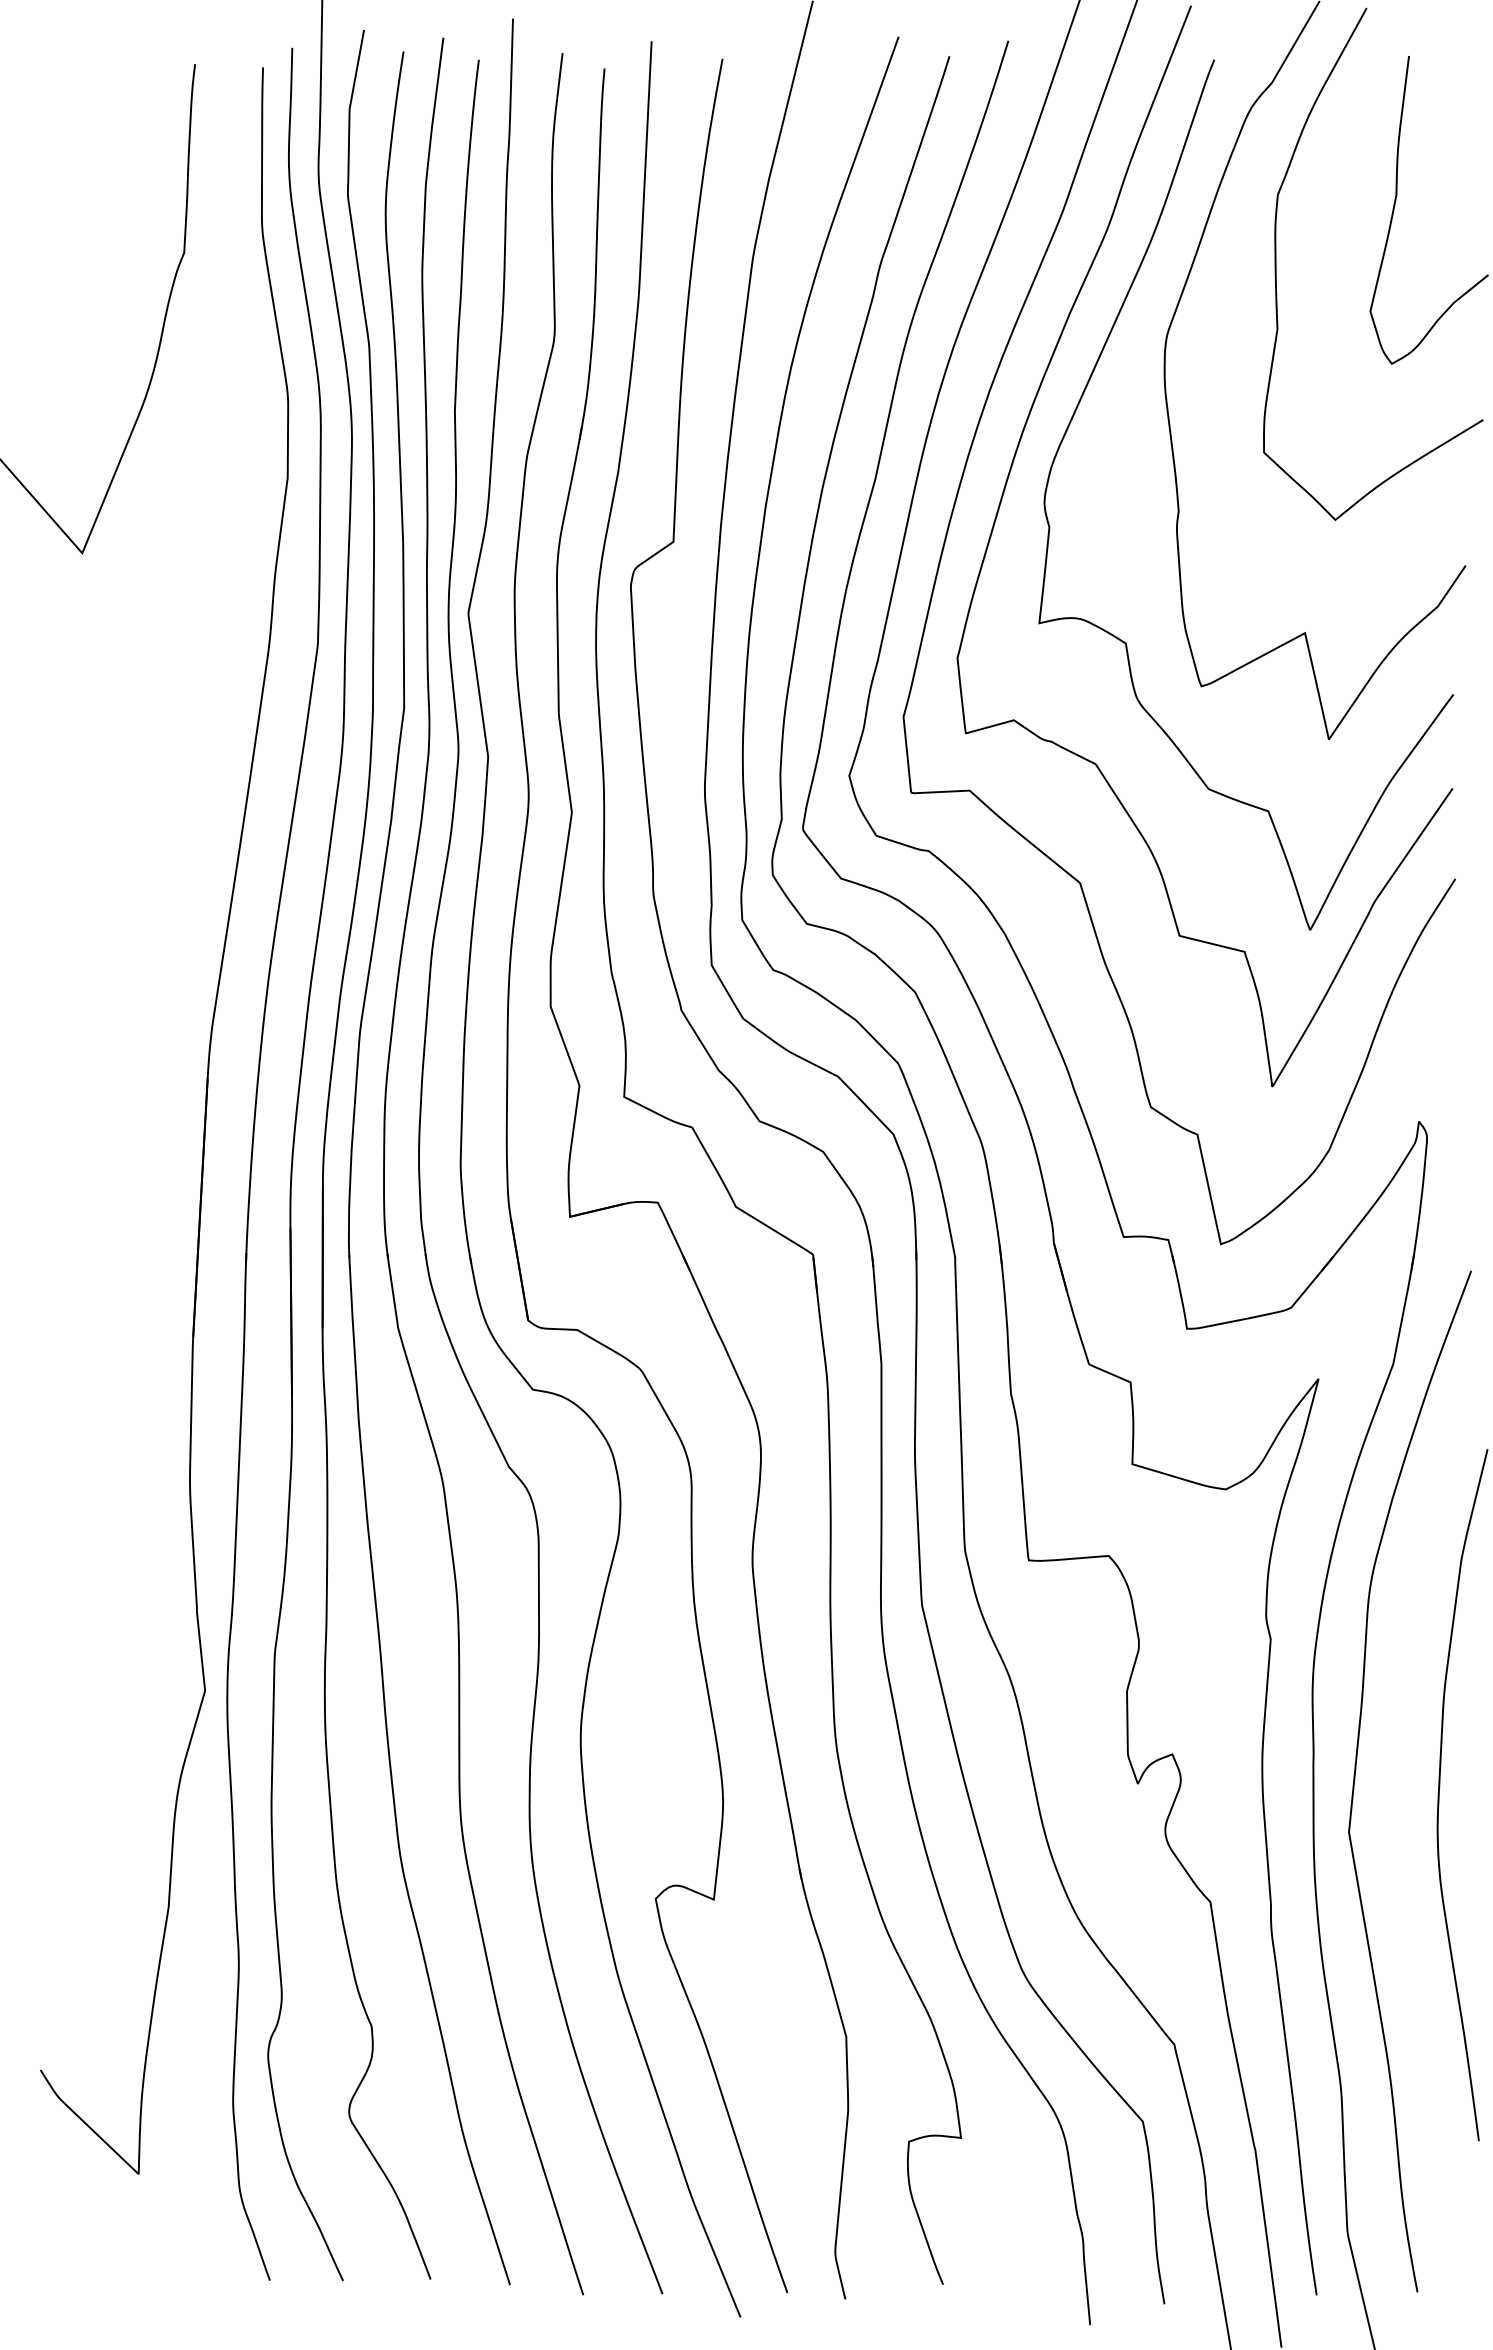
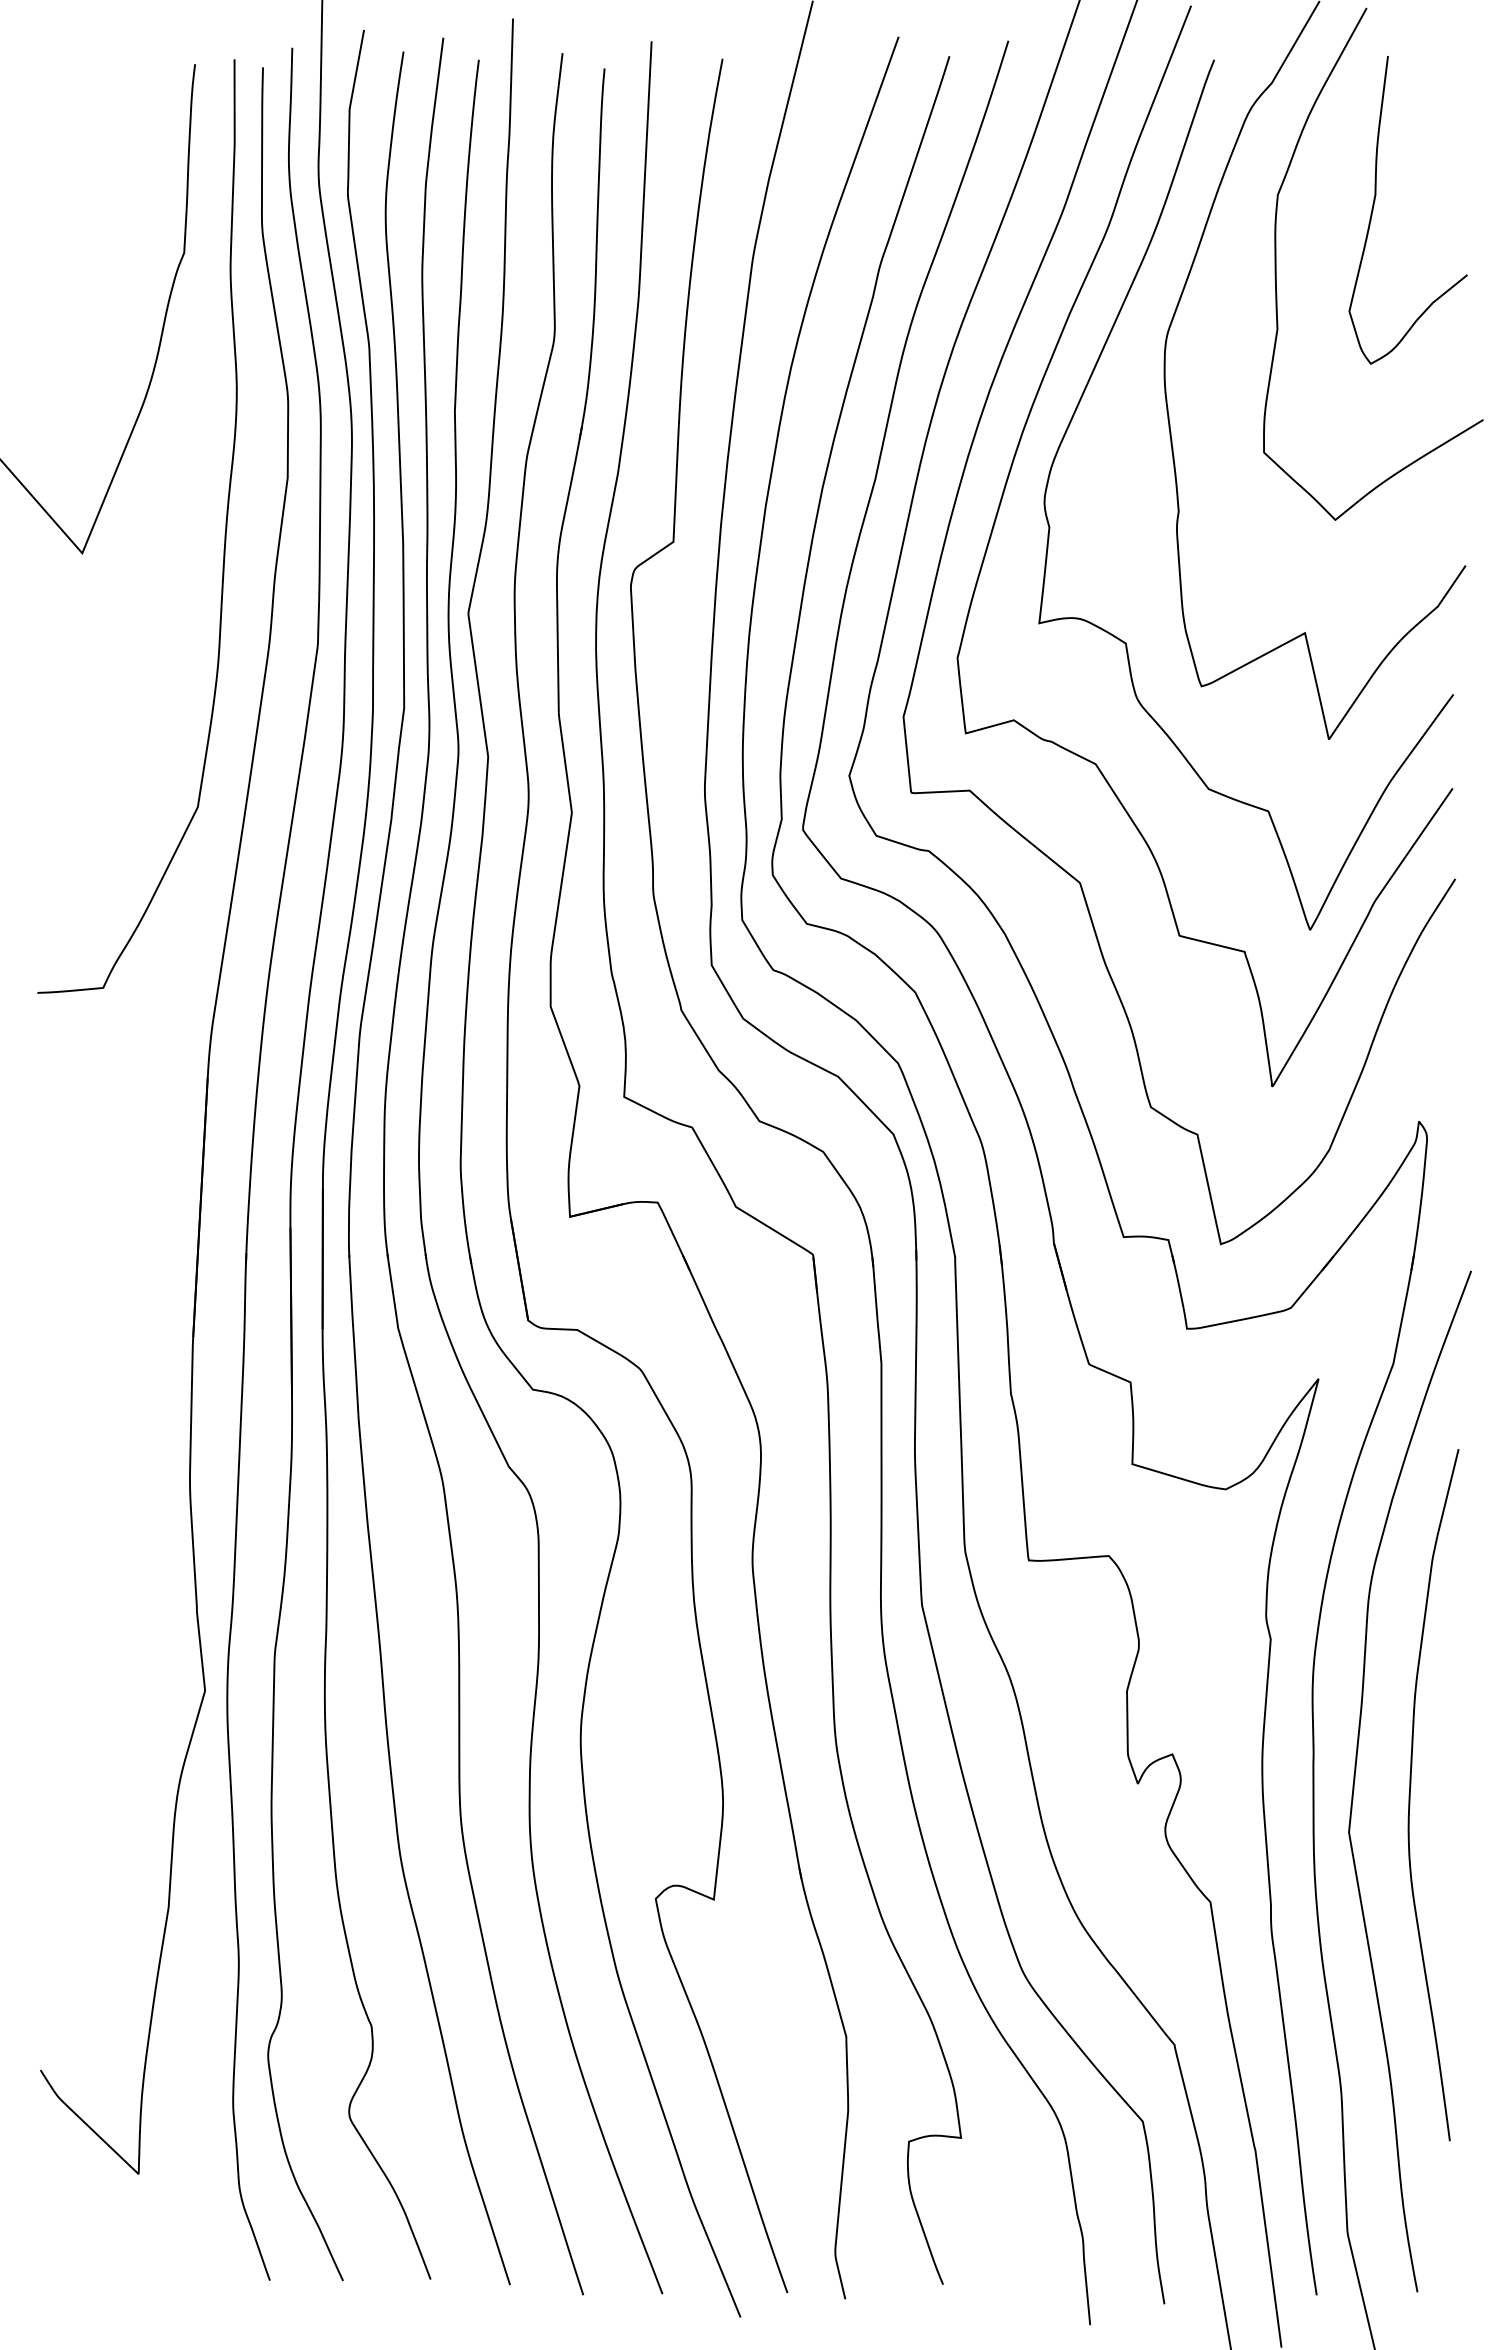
curve position: (1396, 201) -> (1375, 201) (1375, 201)
curve: none -> present (224, 533)
curve position: (1439, 1795) -> (1410, 1795) (1410, 1795)
